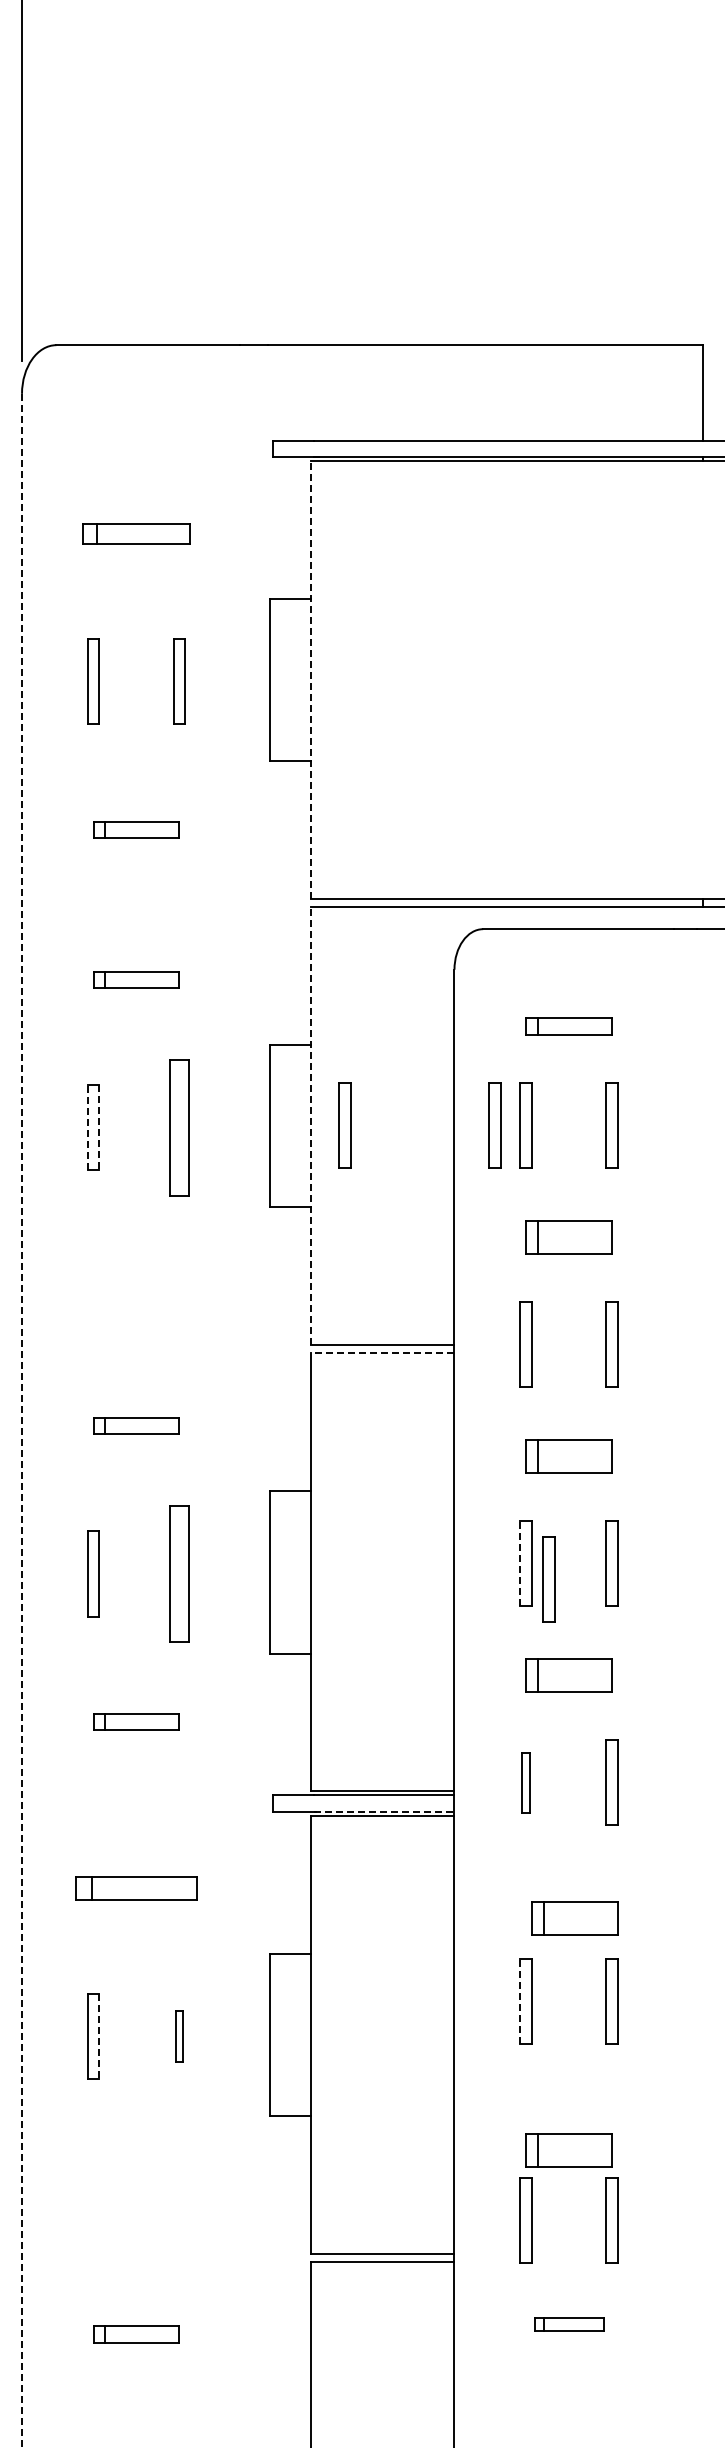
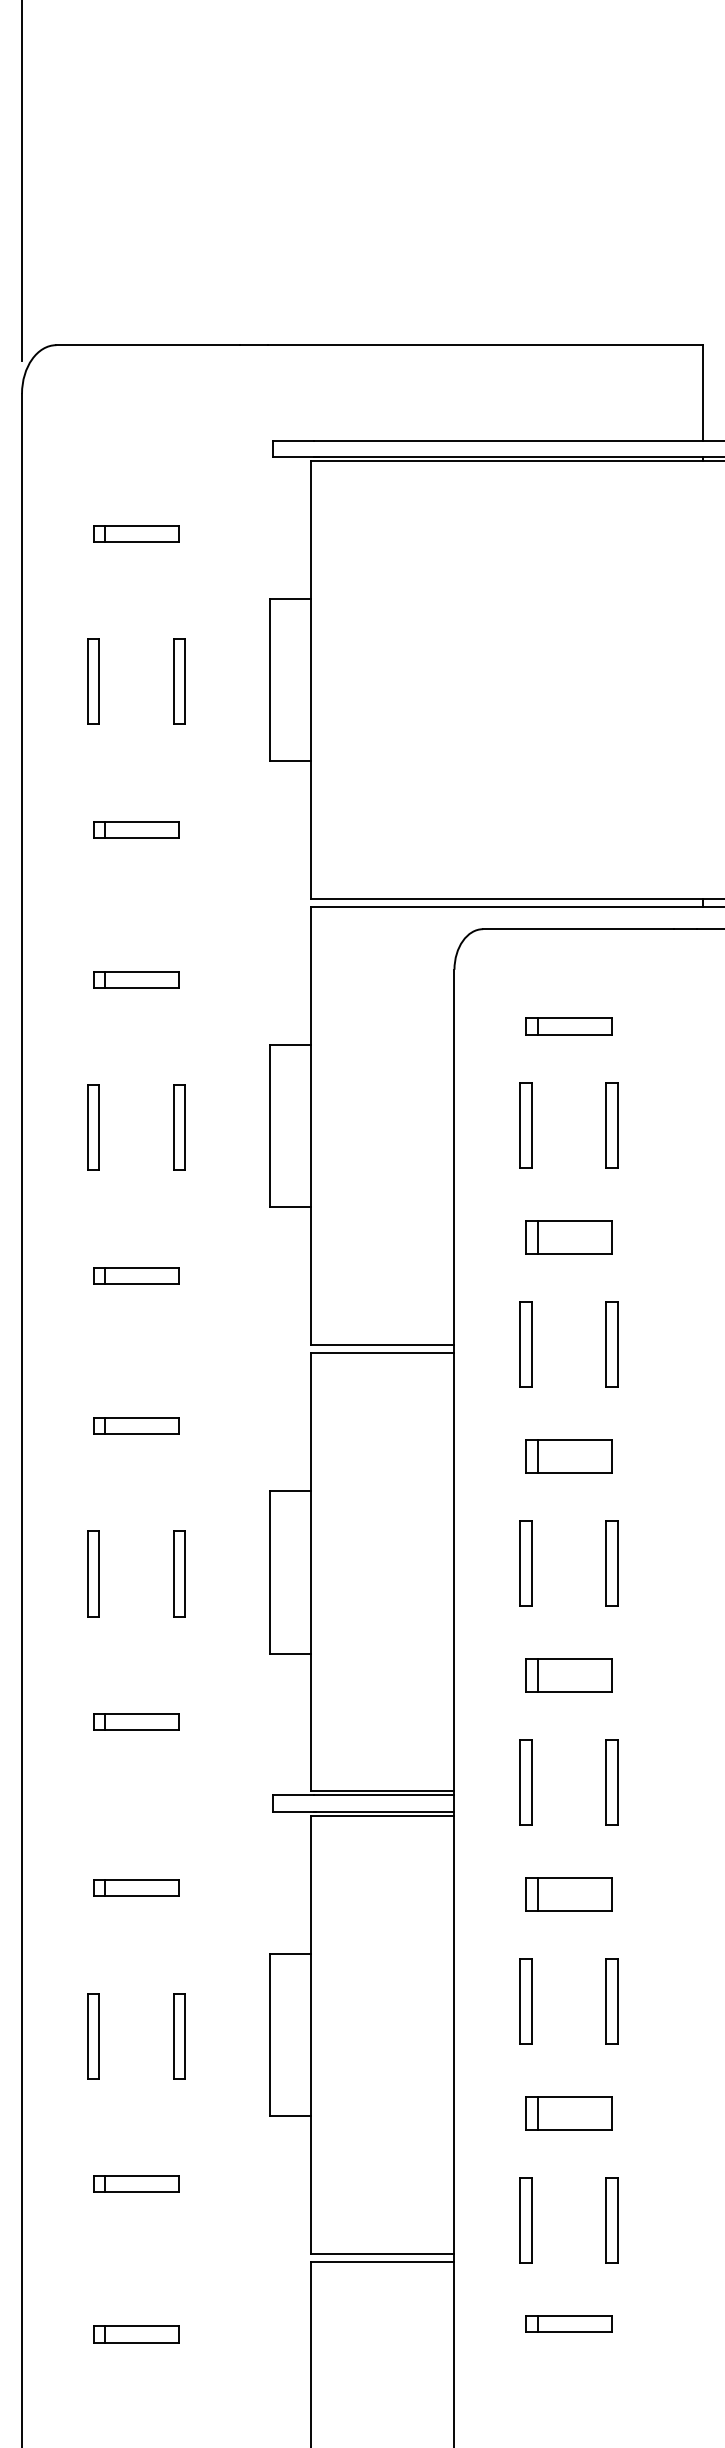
part size: 109x22 px -> 87x18 px (136, 533)
line: dashed -> solid (311, 680)
part: present -> none (344, 1125)
part: present -> none (494, 1125)
line: dashed -> solid (311, 1126)
line: dashed -> solid (87, 1127)
line: dashed -> solid (99, 1127)
part size: 21x138 px -> 13x87 px (179, 1127)
part: none -> present (136, 1275)
line: dashed -> solid (382, 1353)
line: dashed -> solid (21, 1420)
line: dashed -> solid (520, 1563)
part size: 21x138 px -> 13x88 px (179, 1573)
part: present -> none (548, 1579)
part size: 10x62 px -> 14x87 px (525, 1782)
line: dashed -> solid (384, 1811)
part size: 123x25 px -> 87x18 px (136, 1887)
part position: (574, 1918) -> (568, 1894) (568, 1894)
line: dashed -> solid (520, 2001)
line: dashed -> solid (99, 2036)
part size: 9x53 px -> 13x87 px (179, 2036)
part position: (568, 2150) -> (568, 2113) (568, 2113)
part: none -> present (136, 2183)
part size: 71x15 px -> 88x18 px (568, 2323)
